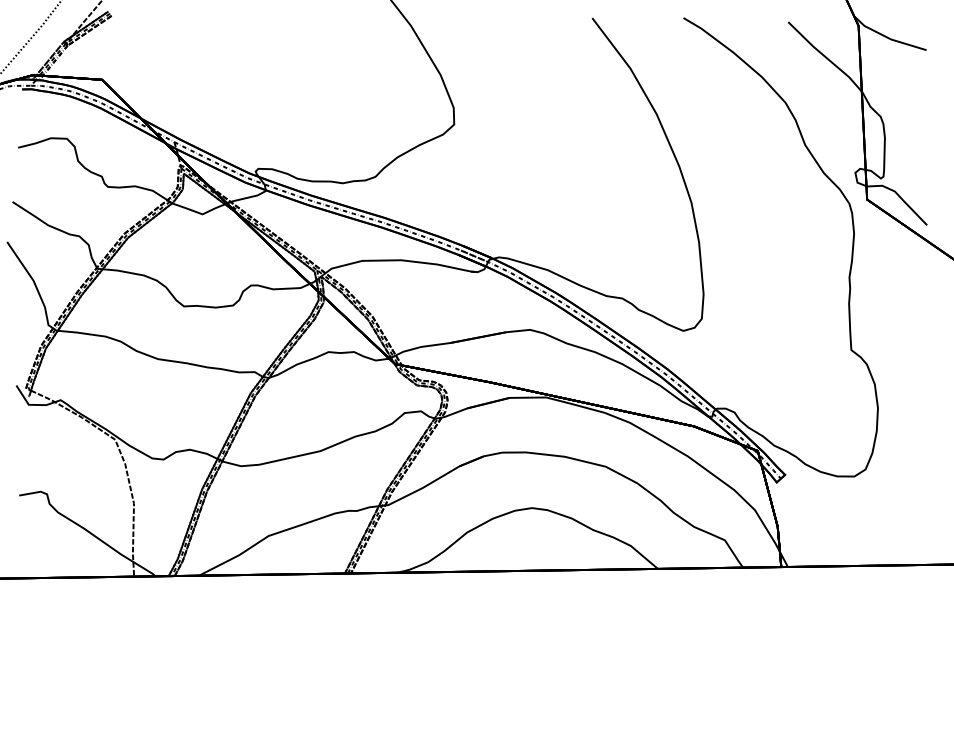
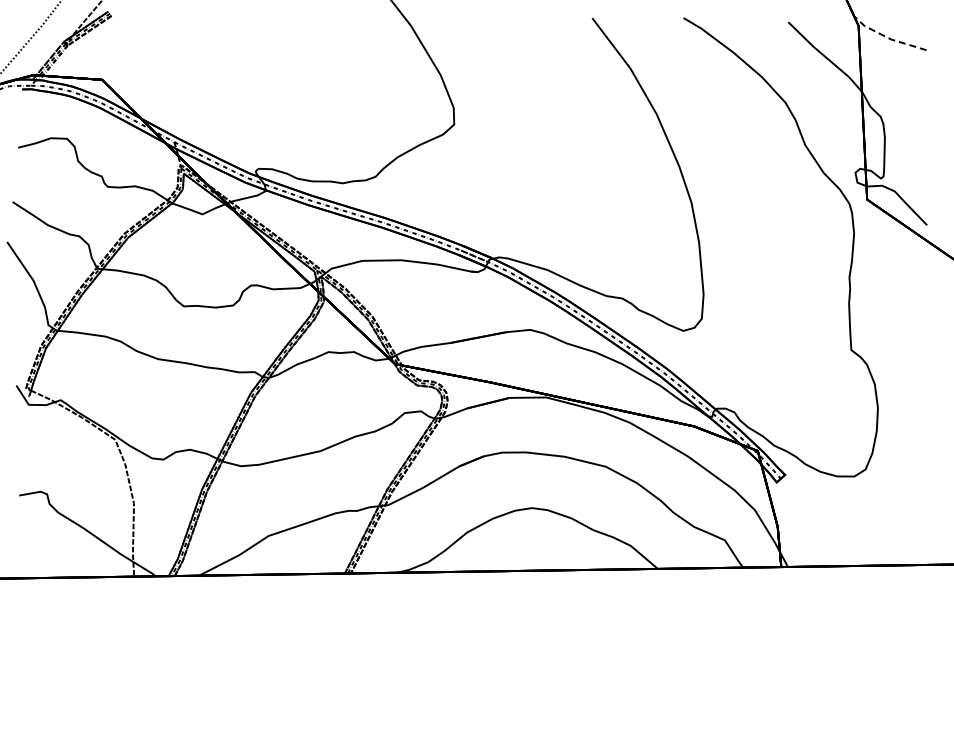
line: solid -> dashed (888, 38)
